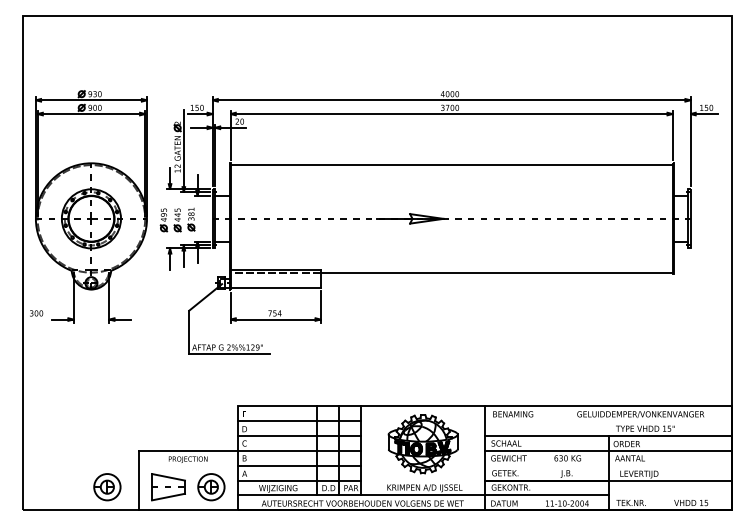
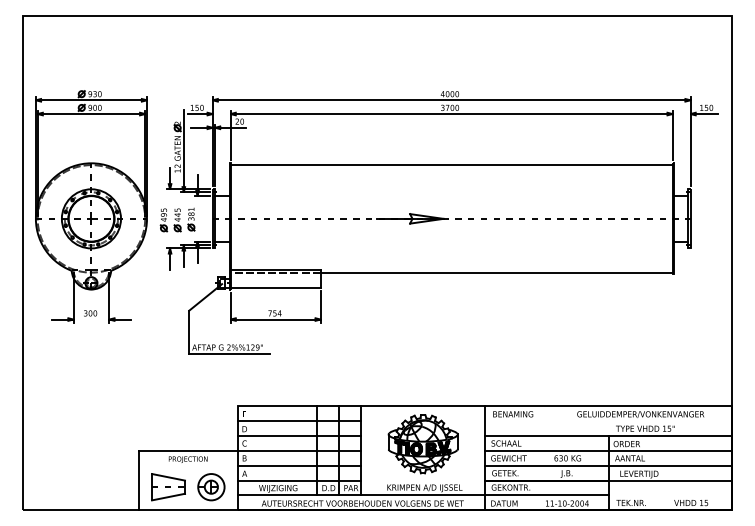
text position: (36, 313) -> (90, 313) (90, 313)
line: none -> present (608, 465)
part: present -> none (107, 487)
